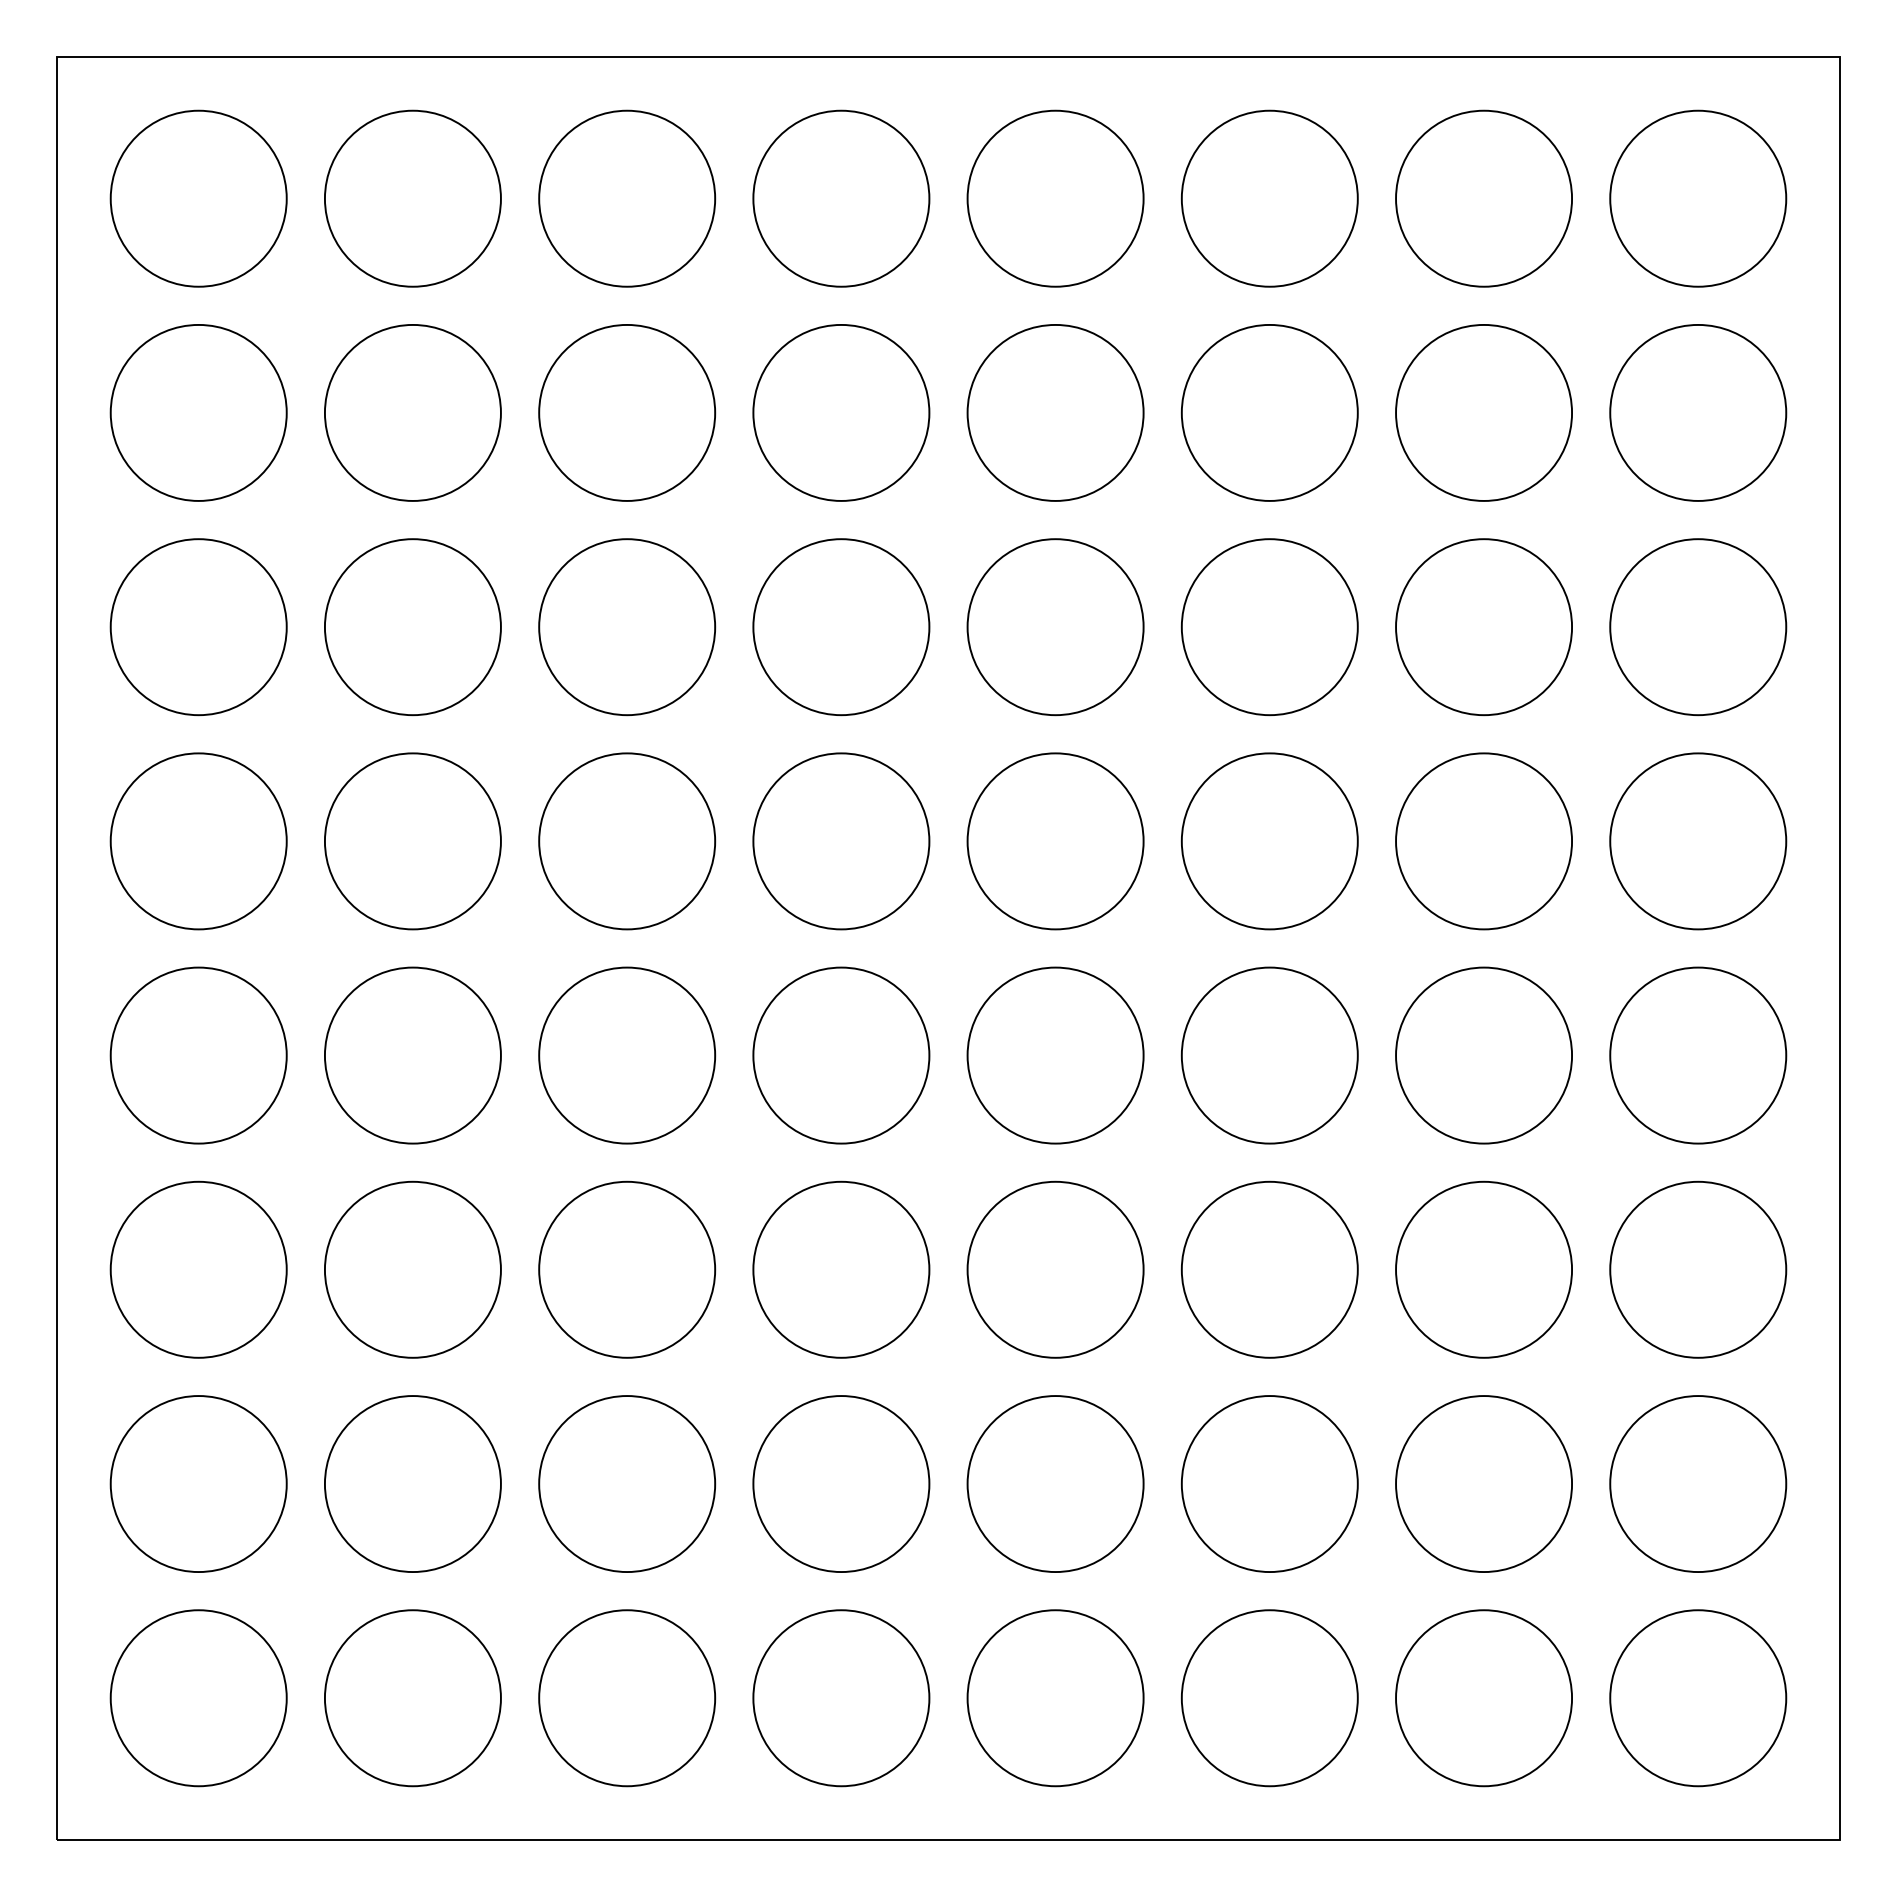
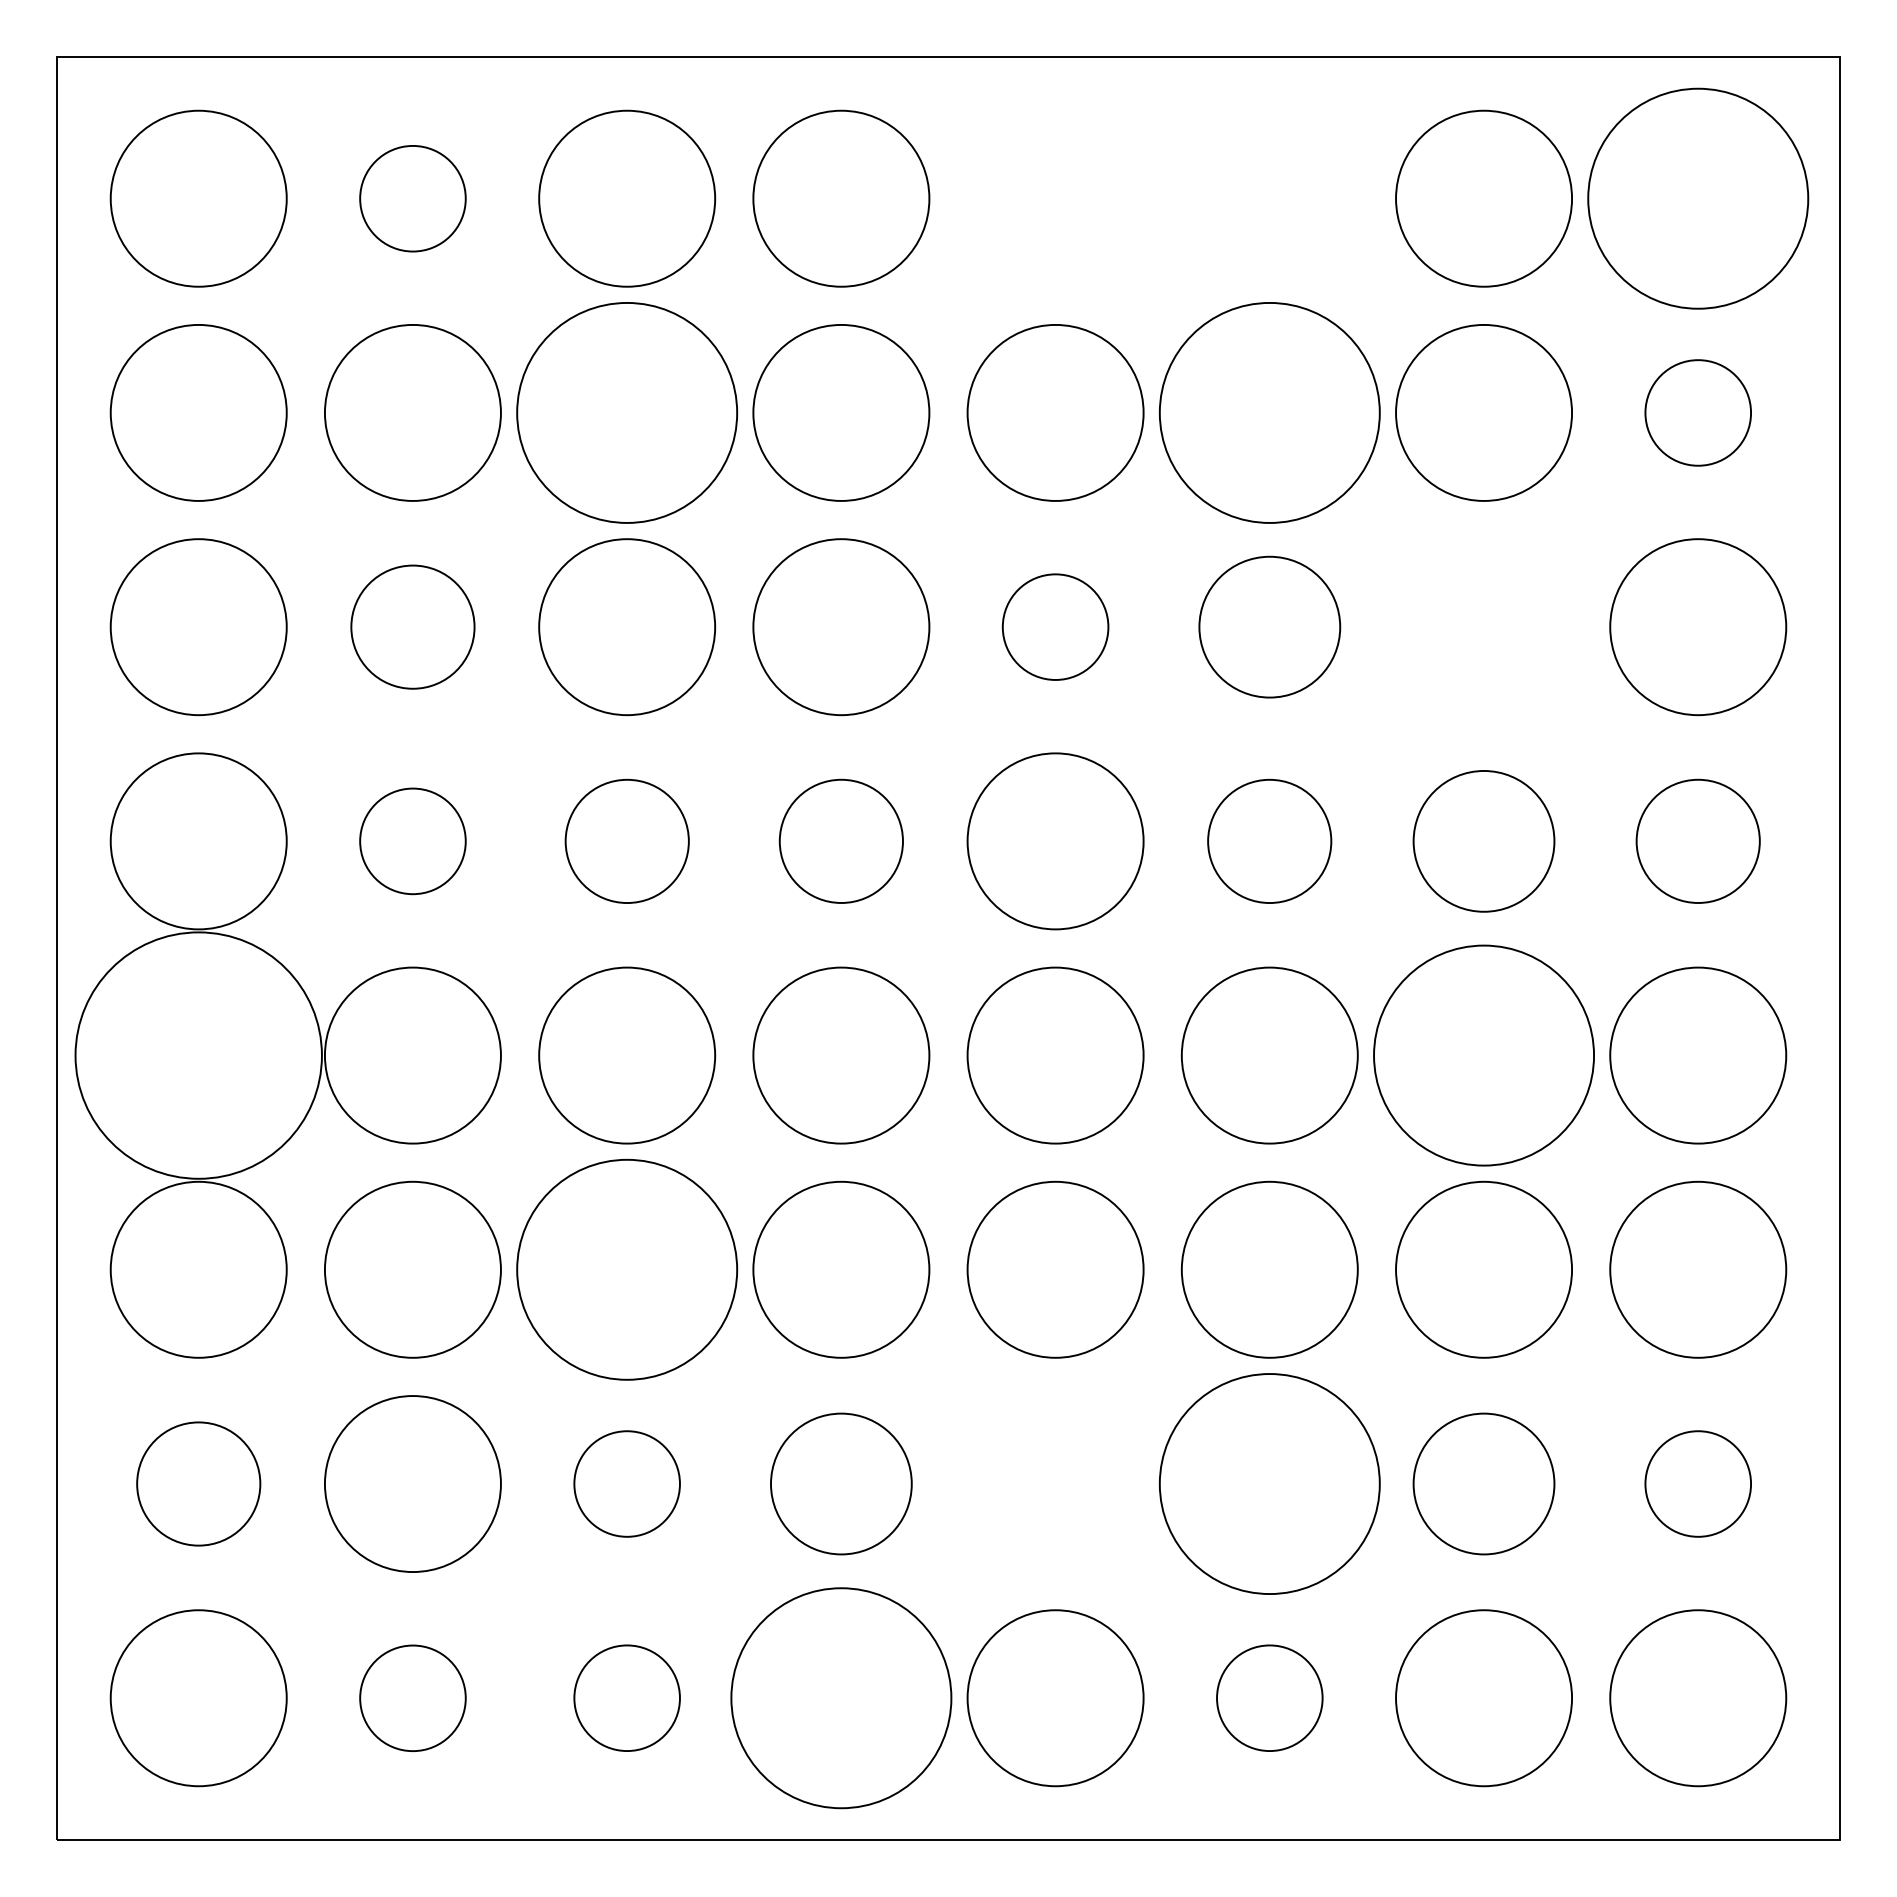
circle diameter: 176 px -> 106 px (412, 198)
circle: present -> none (1055, 198)
circle: present -> none (1269, 198)
circle diameter: 176 px -> 220 px (1698, 198)
circle diameter: 176 px -> 220 px (627, 412)
circle diameter: 176 px -> 220 px (1269, 412)
circle diameter: 176 px -> 106 px (1698, 412)
circle diameter: 176 px -> 123 px (412, 626)
circle diameter: 176 px -> 106 px (1055, 626)
circle diameter: 176 px -> 141 px (1269, 626)
circle: present -> none (1483, 627)
circle diameter: 176 px -> 106 px (412, 841)
circle size: 179x179 px -> 126x126 px (626, 840)
circle diameter: 176 px -> 123 px (840, 840)
circle size: 179x179 px -> 126x126 px (1269, 840)
circle diameter: 176 px -> 141 px (1483, 840)
circle diameter: 176 px -> 123 px (1697, 840)
circle diameter: 176 px -> 246 px (198, 1055)
circle diameter: 176 px -> 220 px (1484, 1055)
circle diameter: 176 px -> 220 px (627, 1269)
circle: present -> none (1055, 1483)
circle diameter: 176 px -> 123 px (198, 1483)
circle diameter: 176 px -> 106 px (626, 1483)
circle diameter: 176 px -> 141 px (840, 1483)
circle diameter: 176 px -> 220 px (1269, 1484)
circle diameter: 176 px -> 141 px (1483, 1483)
circle diameter: 176 px -> 106 px (1698, 1483)
circle size: 178x179 px -> 108x108 px (412, 1697)
circle diameter: 176 px -> 106 px (626, 1698)
circle diameter: 176 px -> 220 px (841, 1698)
circle diameter: 176 px -> 106 px (1269, 1698)
